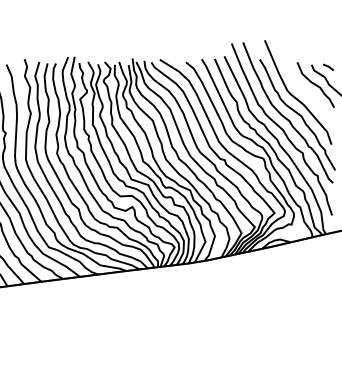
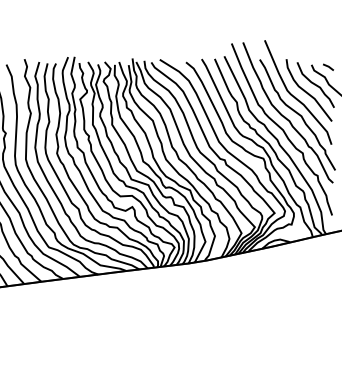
curve: none -> present (308, 92)
